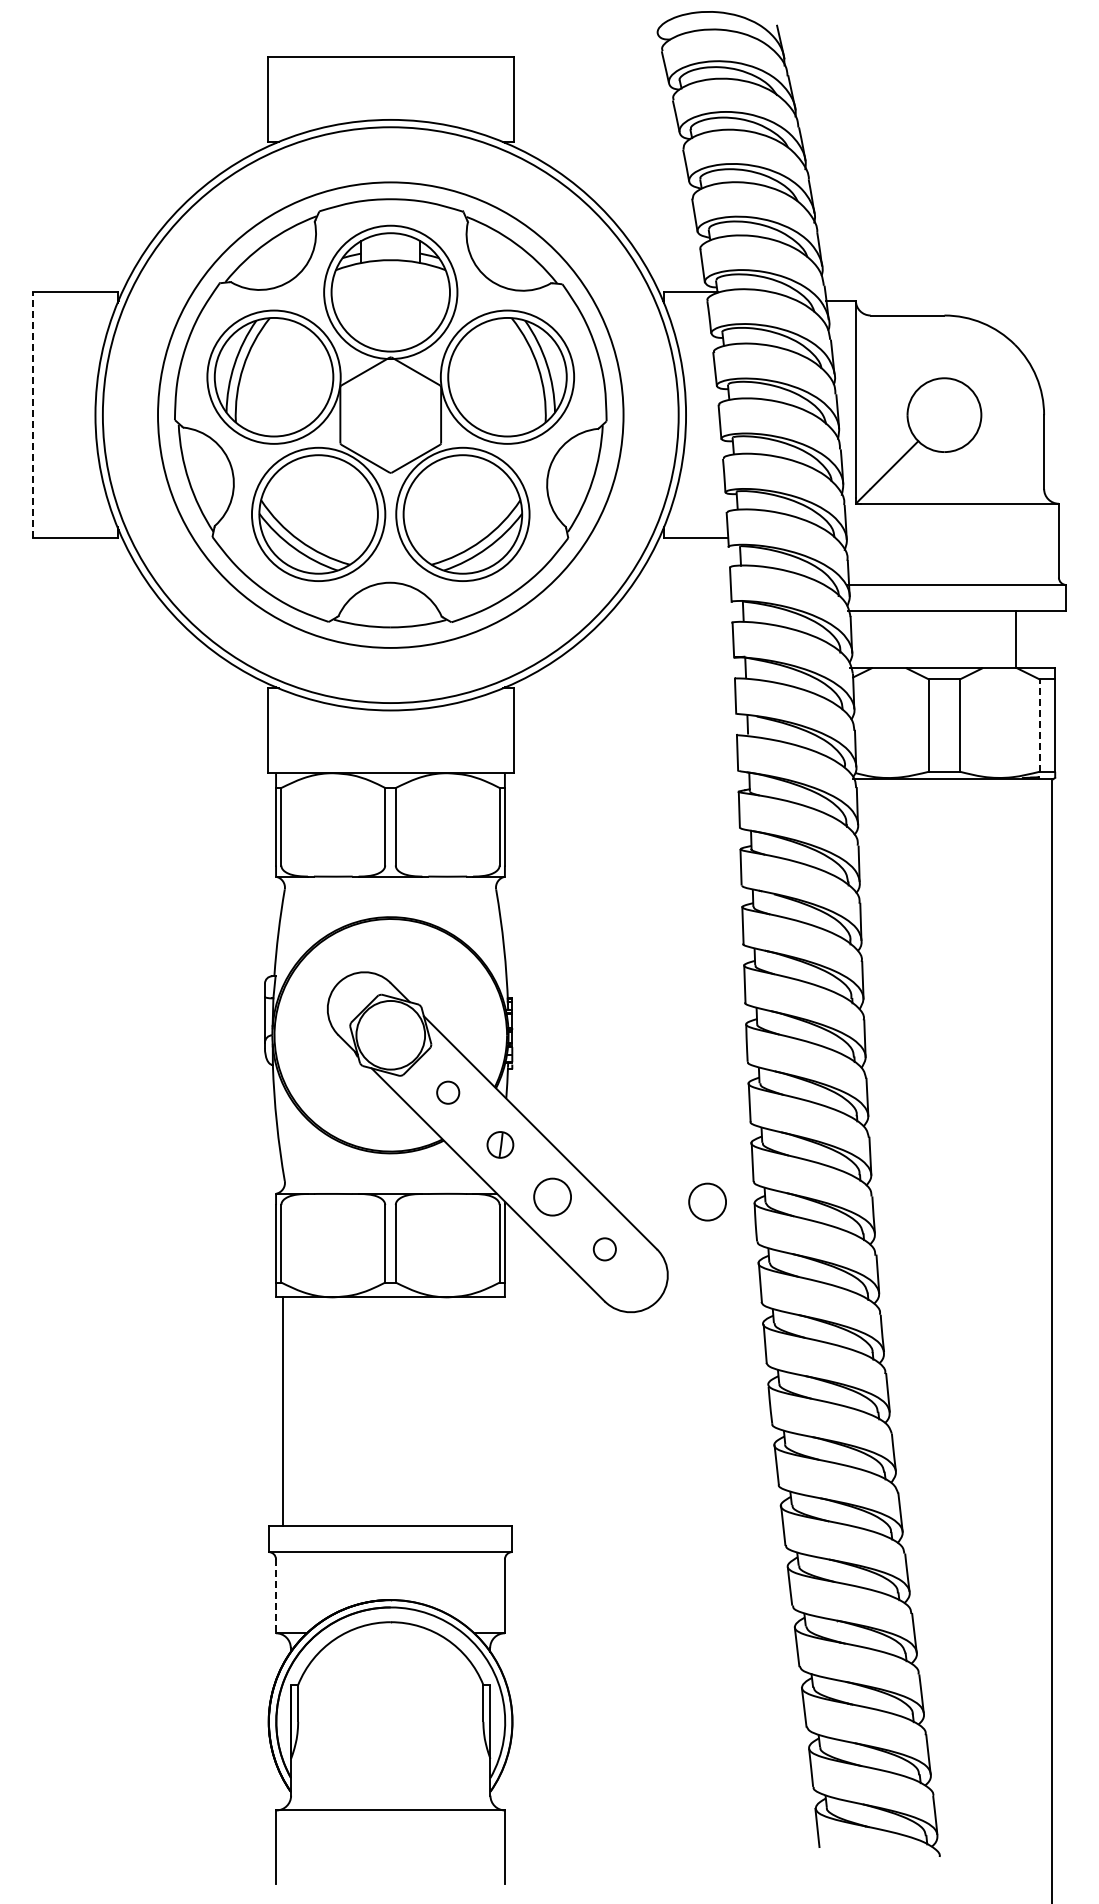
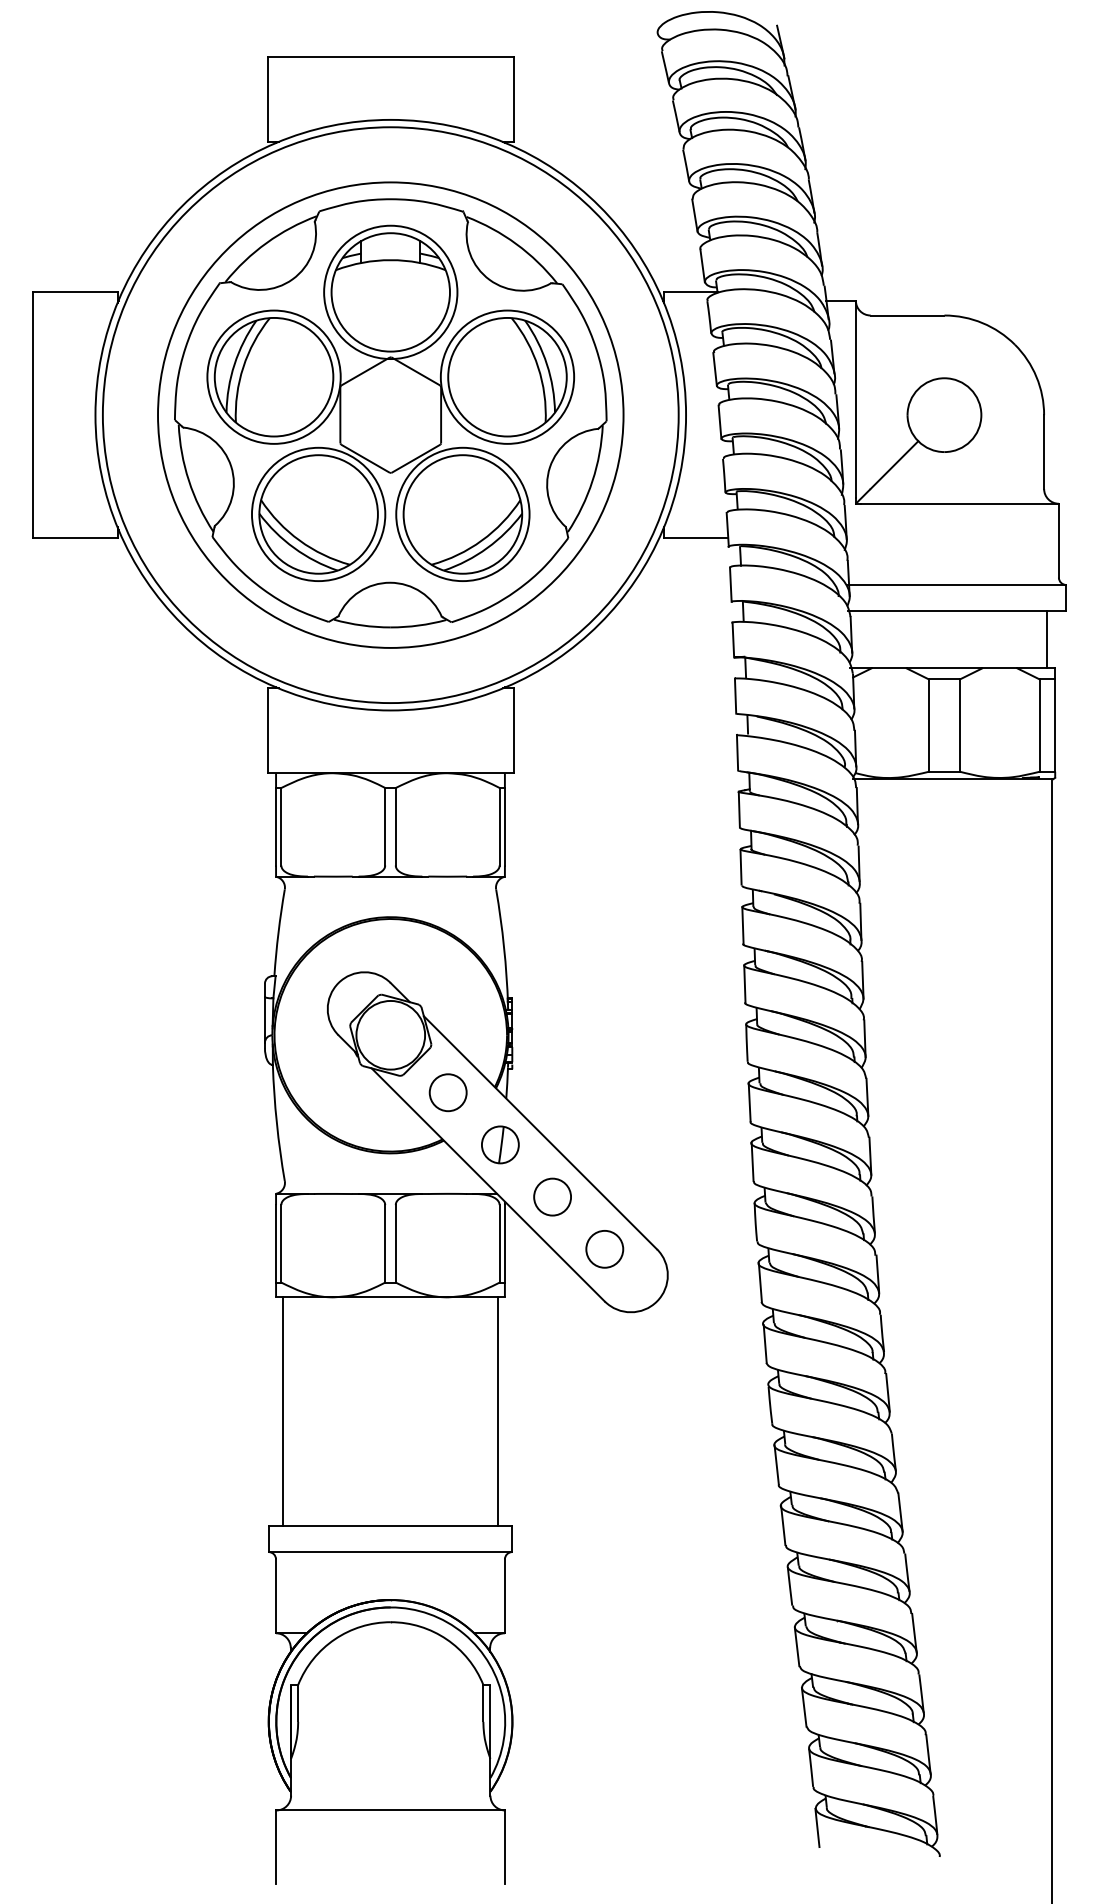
line: dashed -> solid (32, 415)
line position: (1016, 639) -> (1047, 639) (1047, 639)
line: dashed -> solid (1039, 725)
circle diameter: 22 px -> 37 px (447, 1092)
part size: 29x28 px -> 39x40 px (500, 1144)
circle: present -> none (707, 1201)
circle size: 25x25 px -> 40x39 px (604, 1249)
line: none -> present (497, 1411)
line: dashed -> solid (276, 1596)
